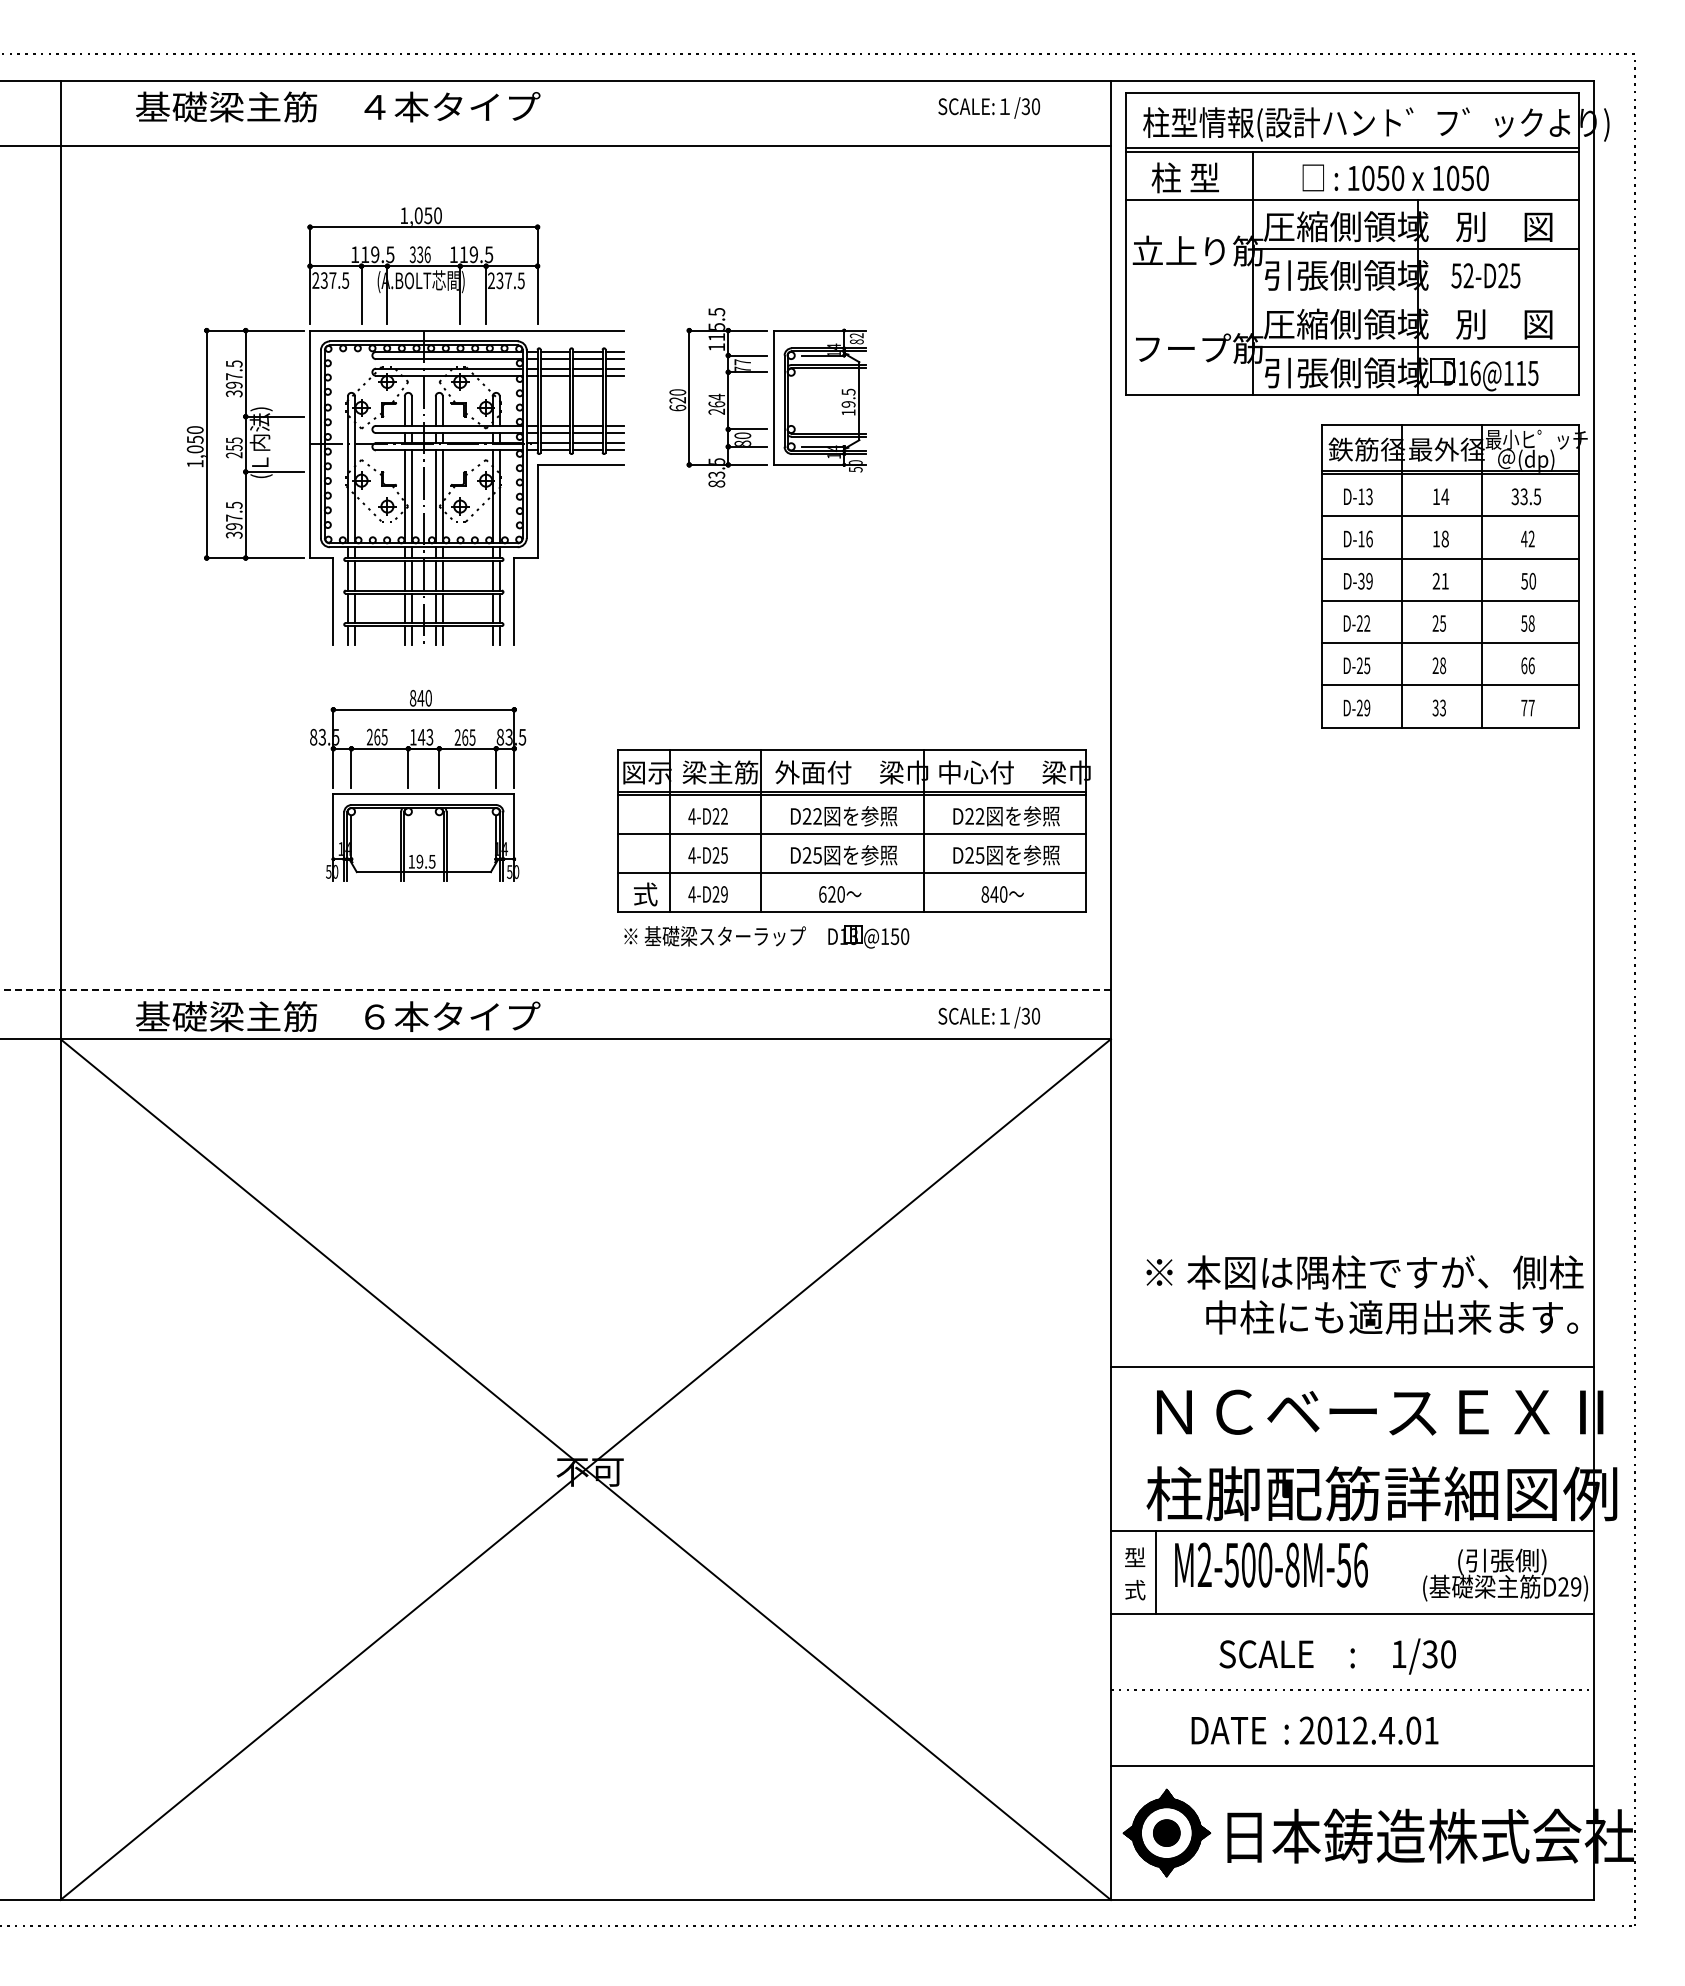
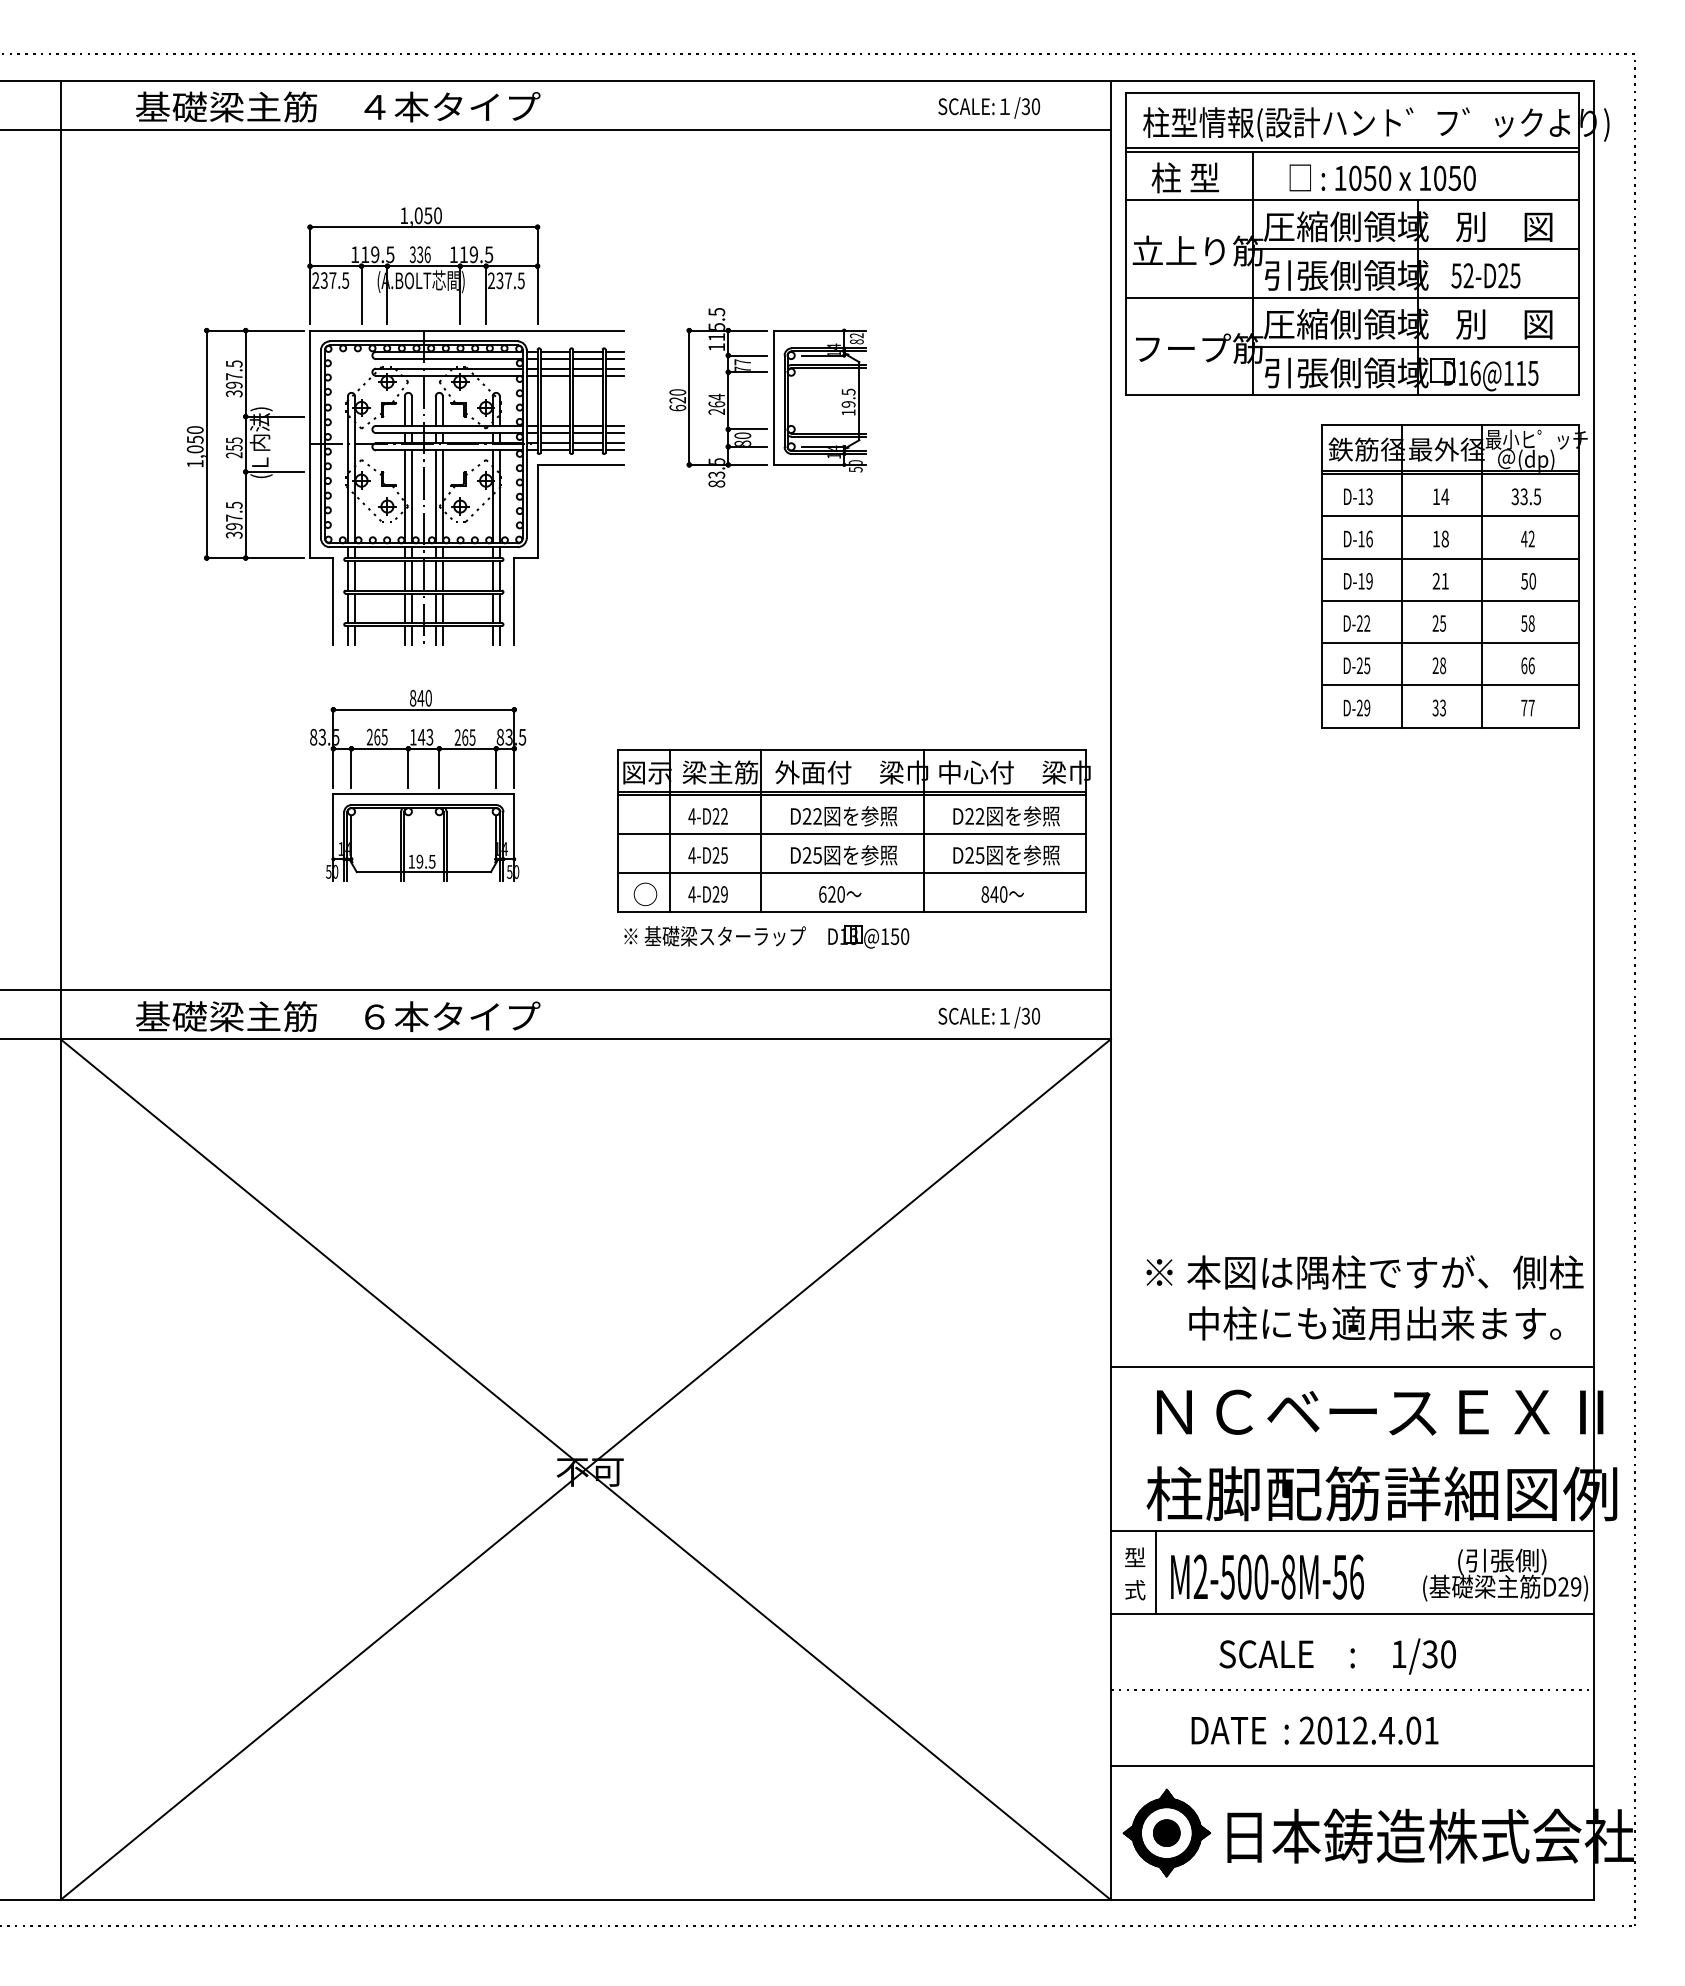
line position: (556, 145) -> (556, 129) (556, 129)
text position: (1395, 177) -> (1382, 177) (1382, 177)
line: none -> present (1352, 297)
text: D-39 -> D-19 (1361, 580)
text: 式 -> ○ (645, 894)
line: dashed -> solid (555, 990)
text position: (1392, 1317) -> (1375, 1323) (1375, 1323)
text position: (1271, 1564) -> (1267, 1576) (1267, 1576)
